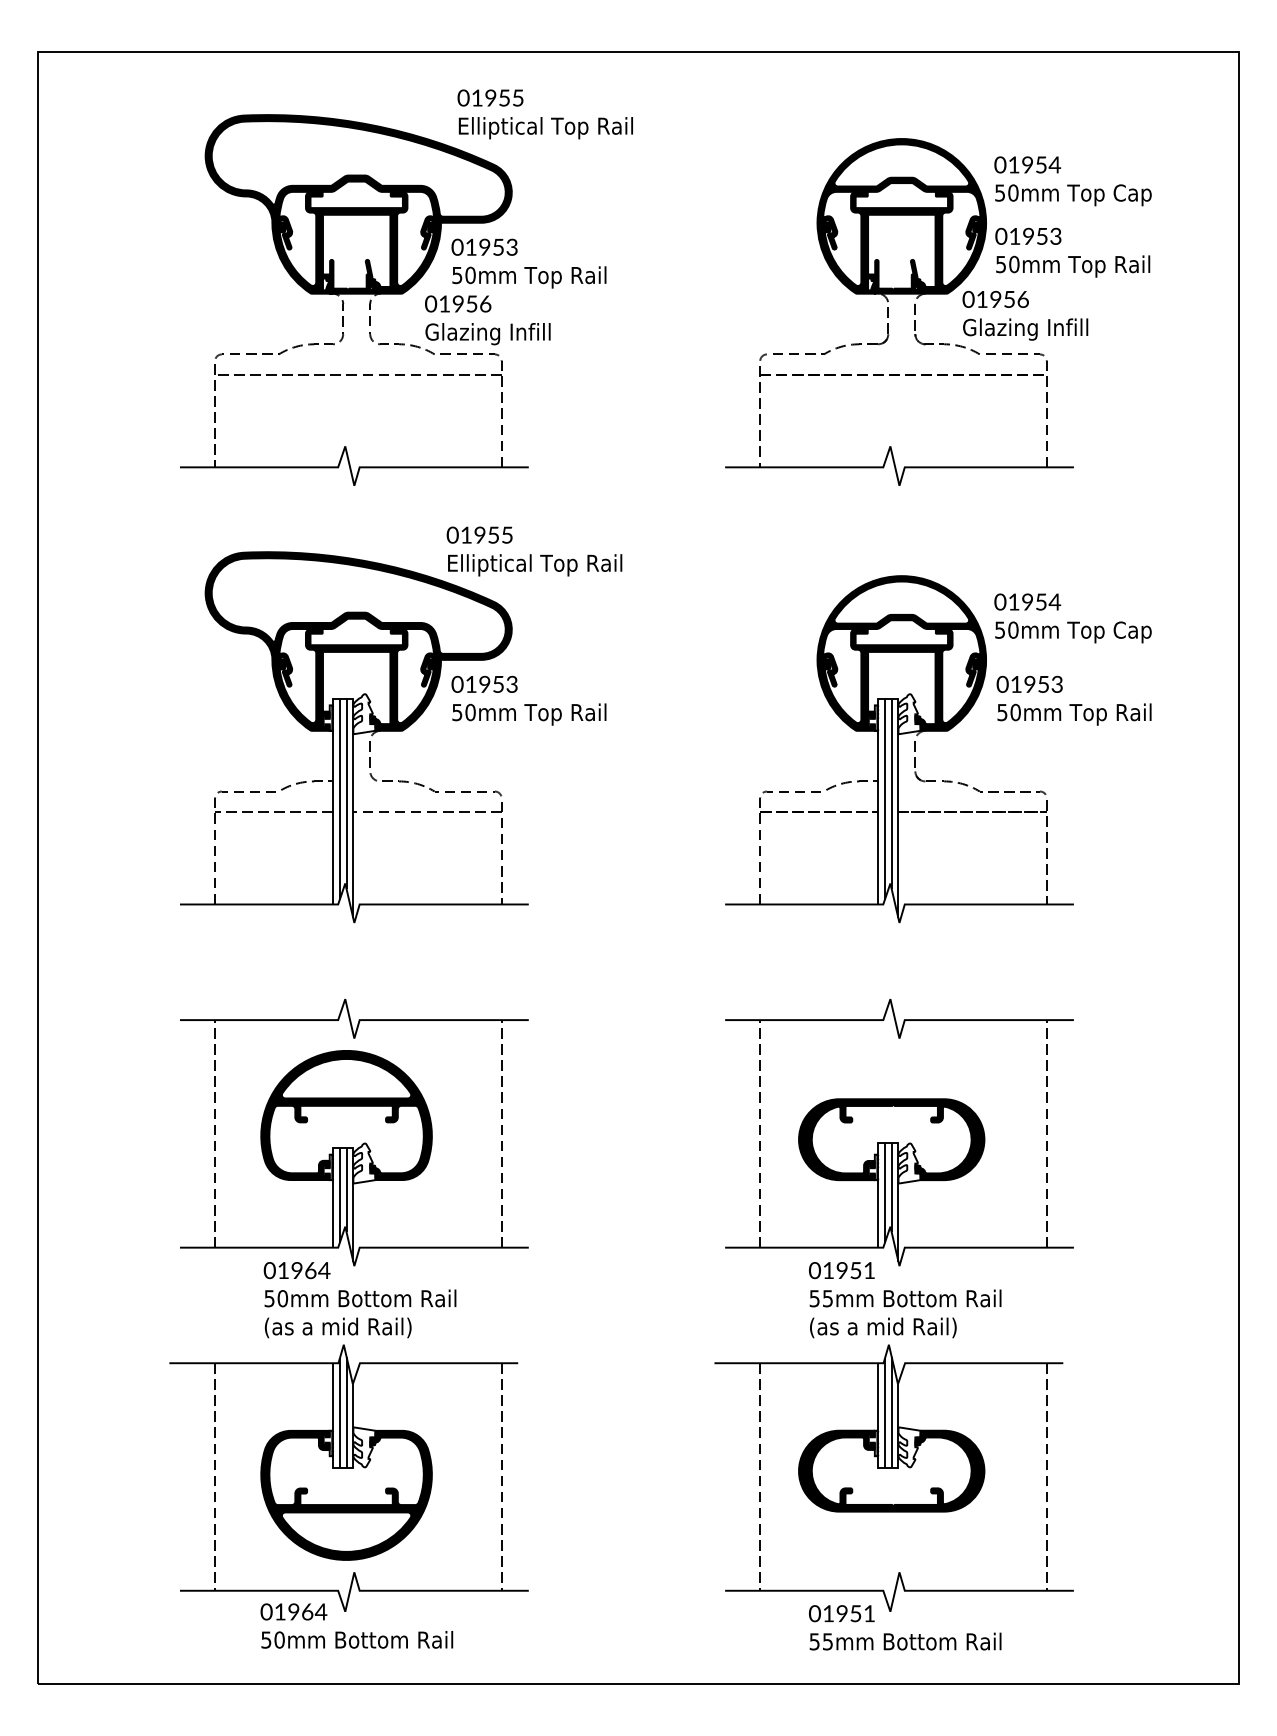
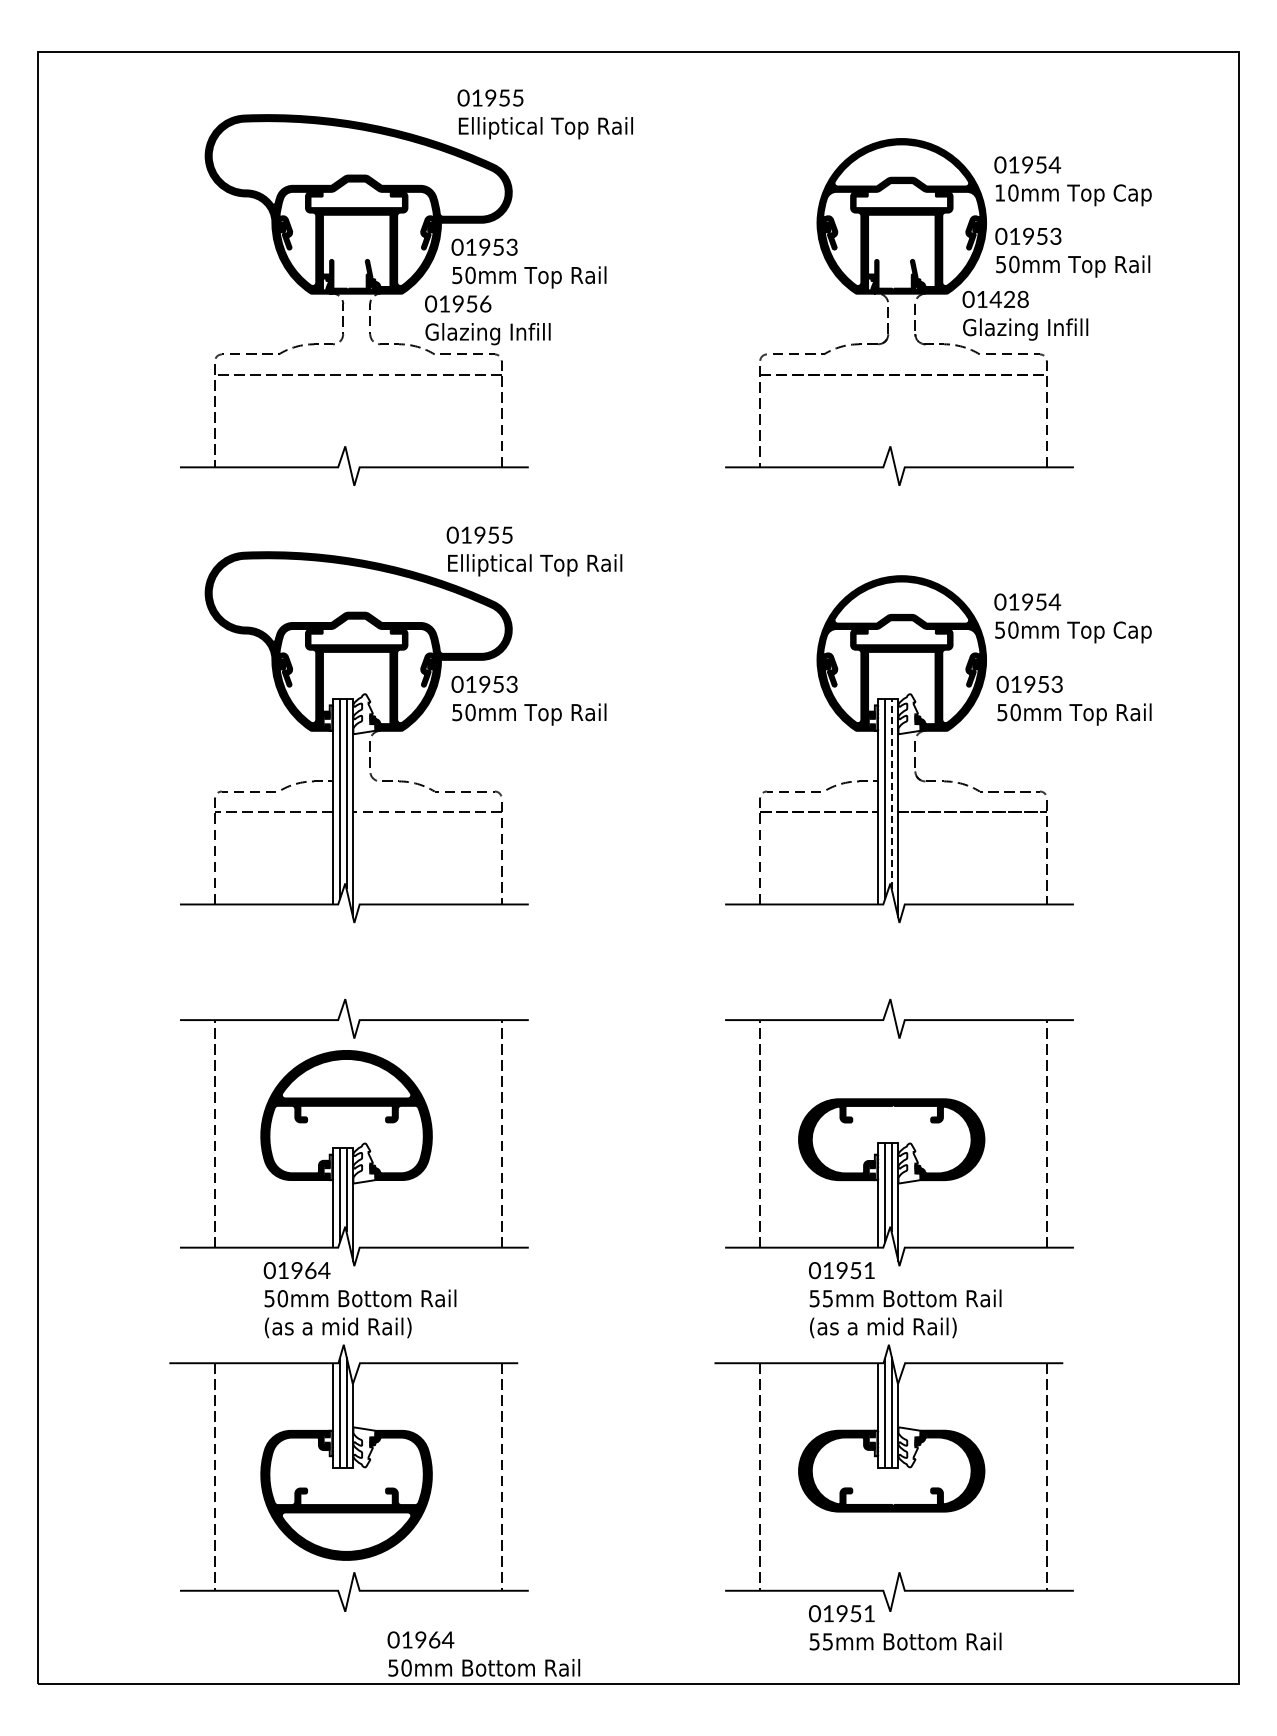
text: 50mm -> 10mm (999, 192)
text: 01956 -> 01428 (1008, 298)
line: solid -> dashed (891, 793)
text position: (356, 1625) -> (483, 1653) (483, 1653)
